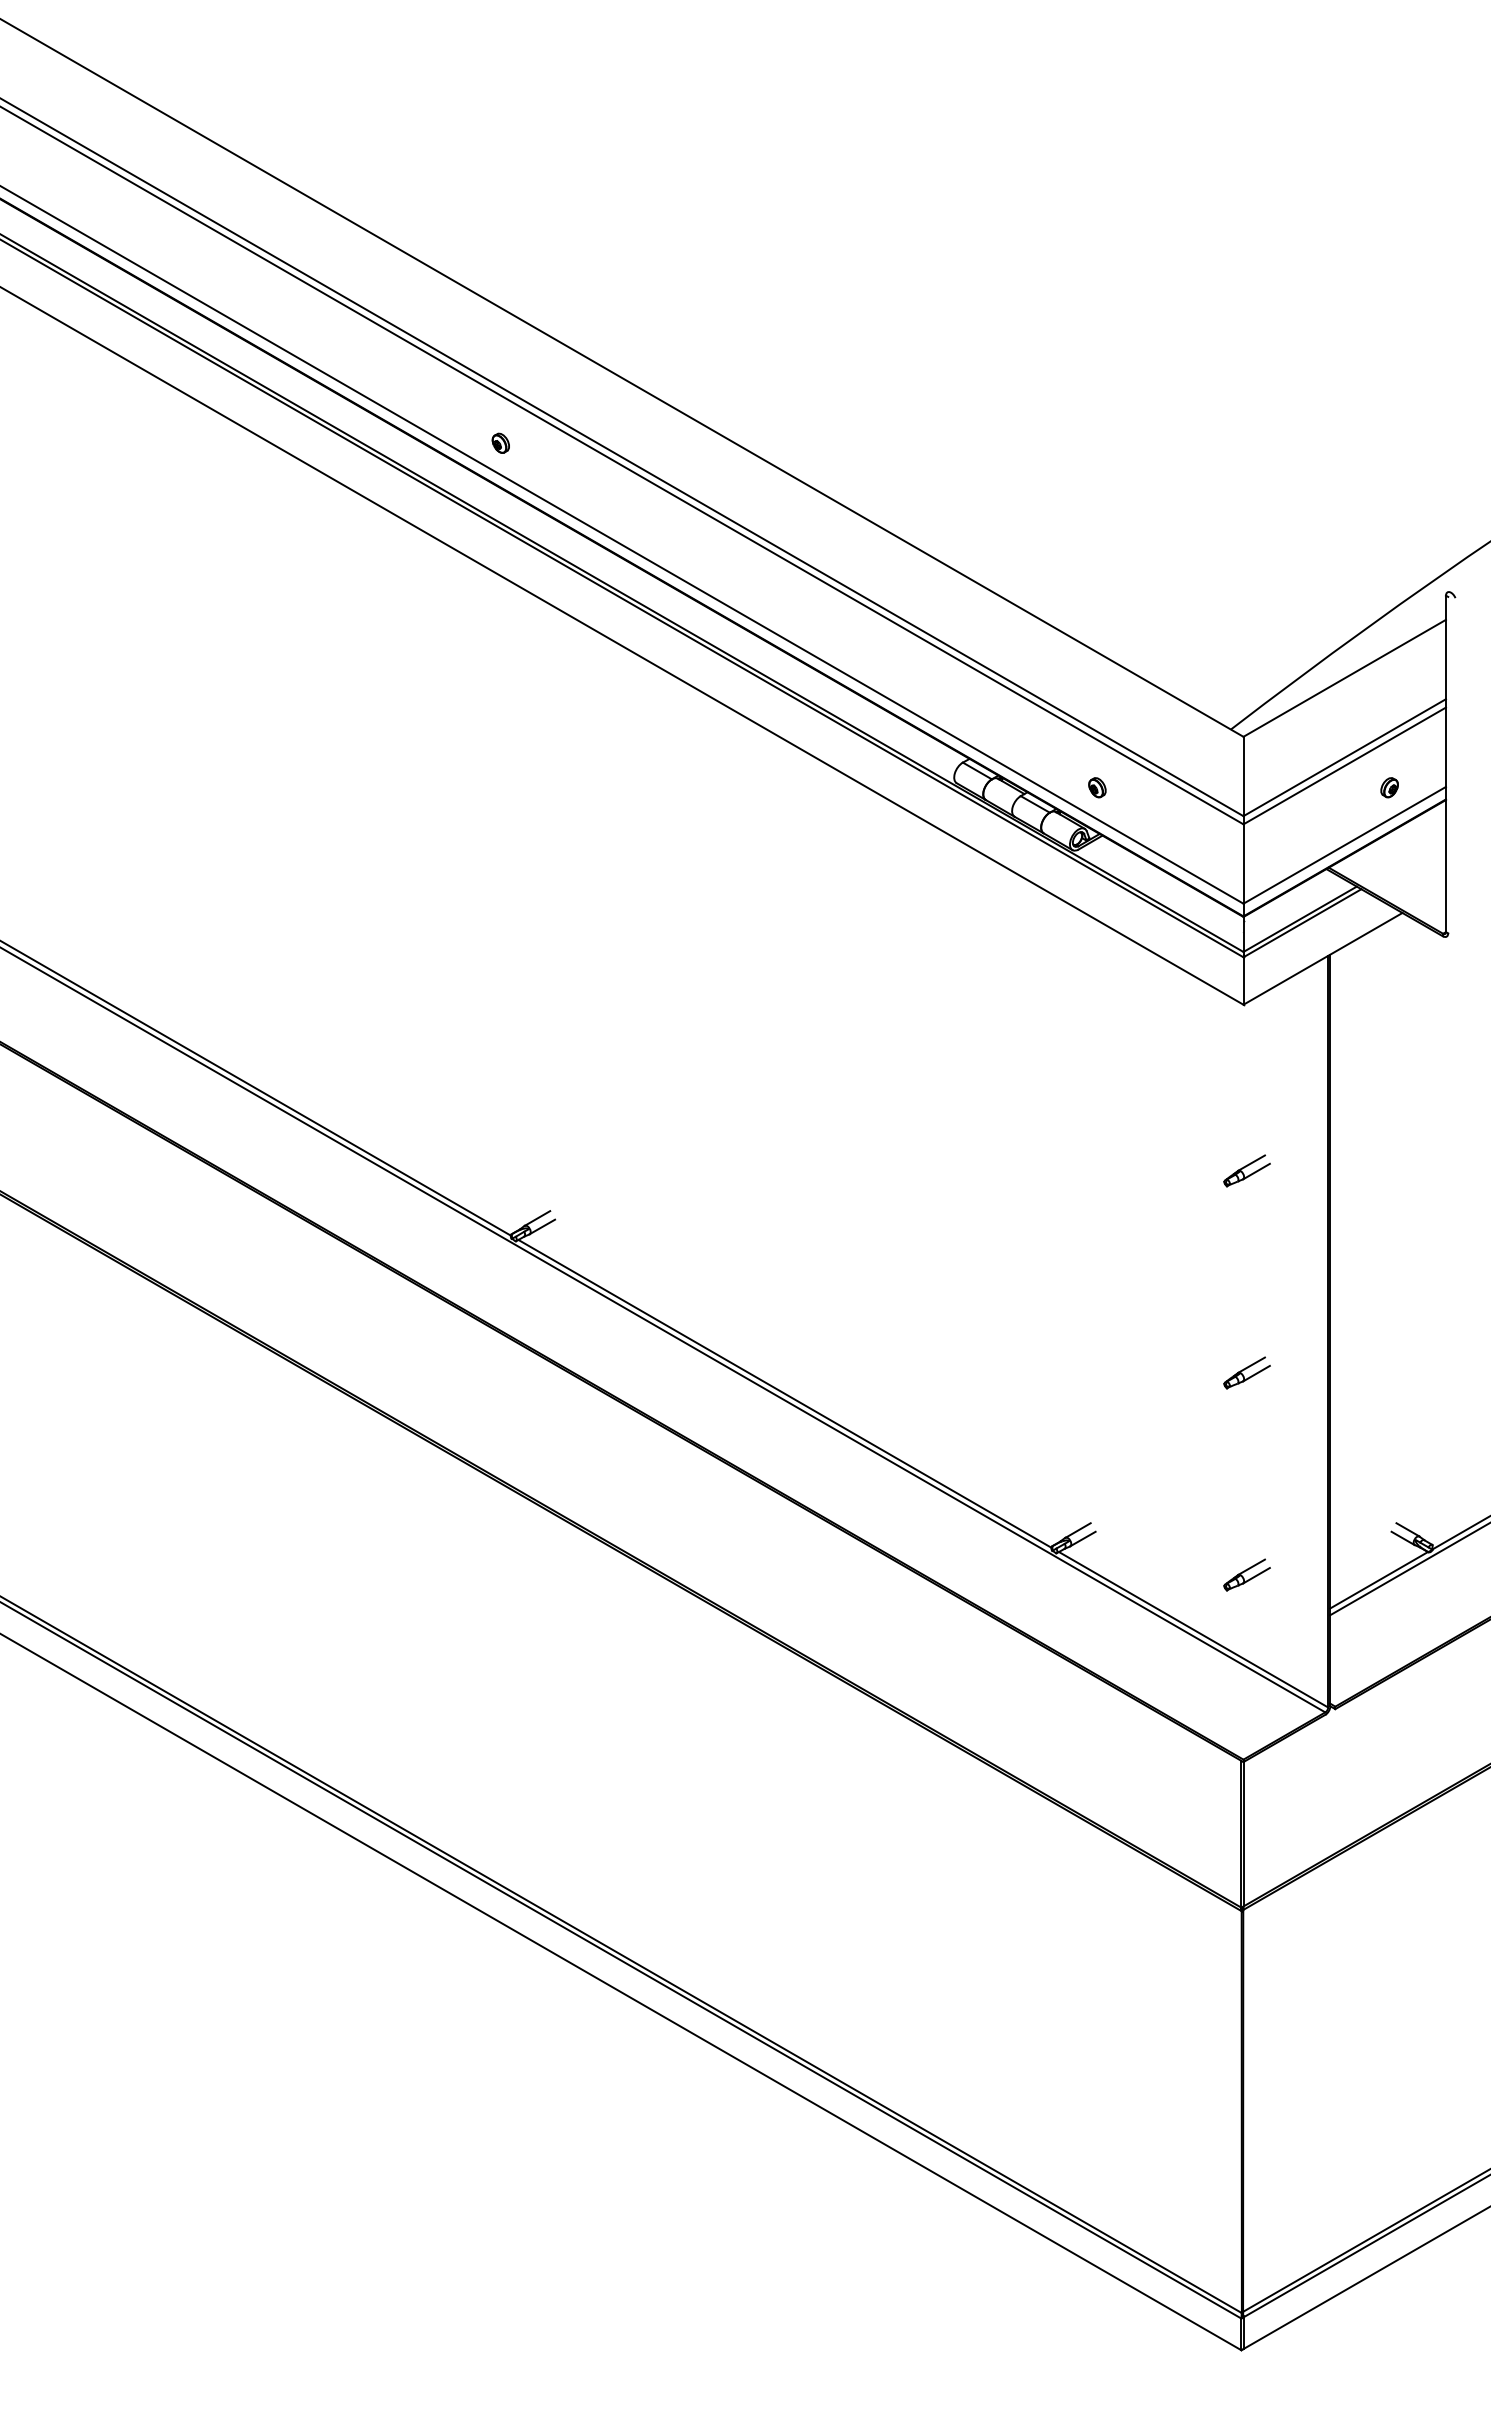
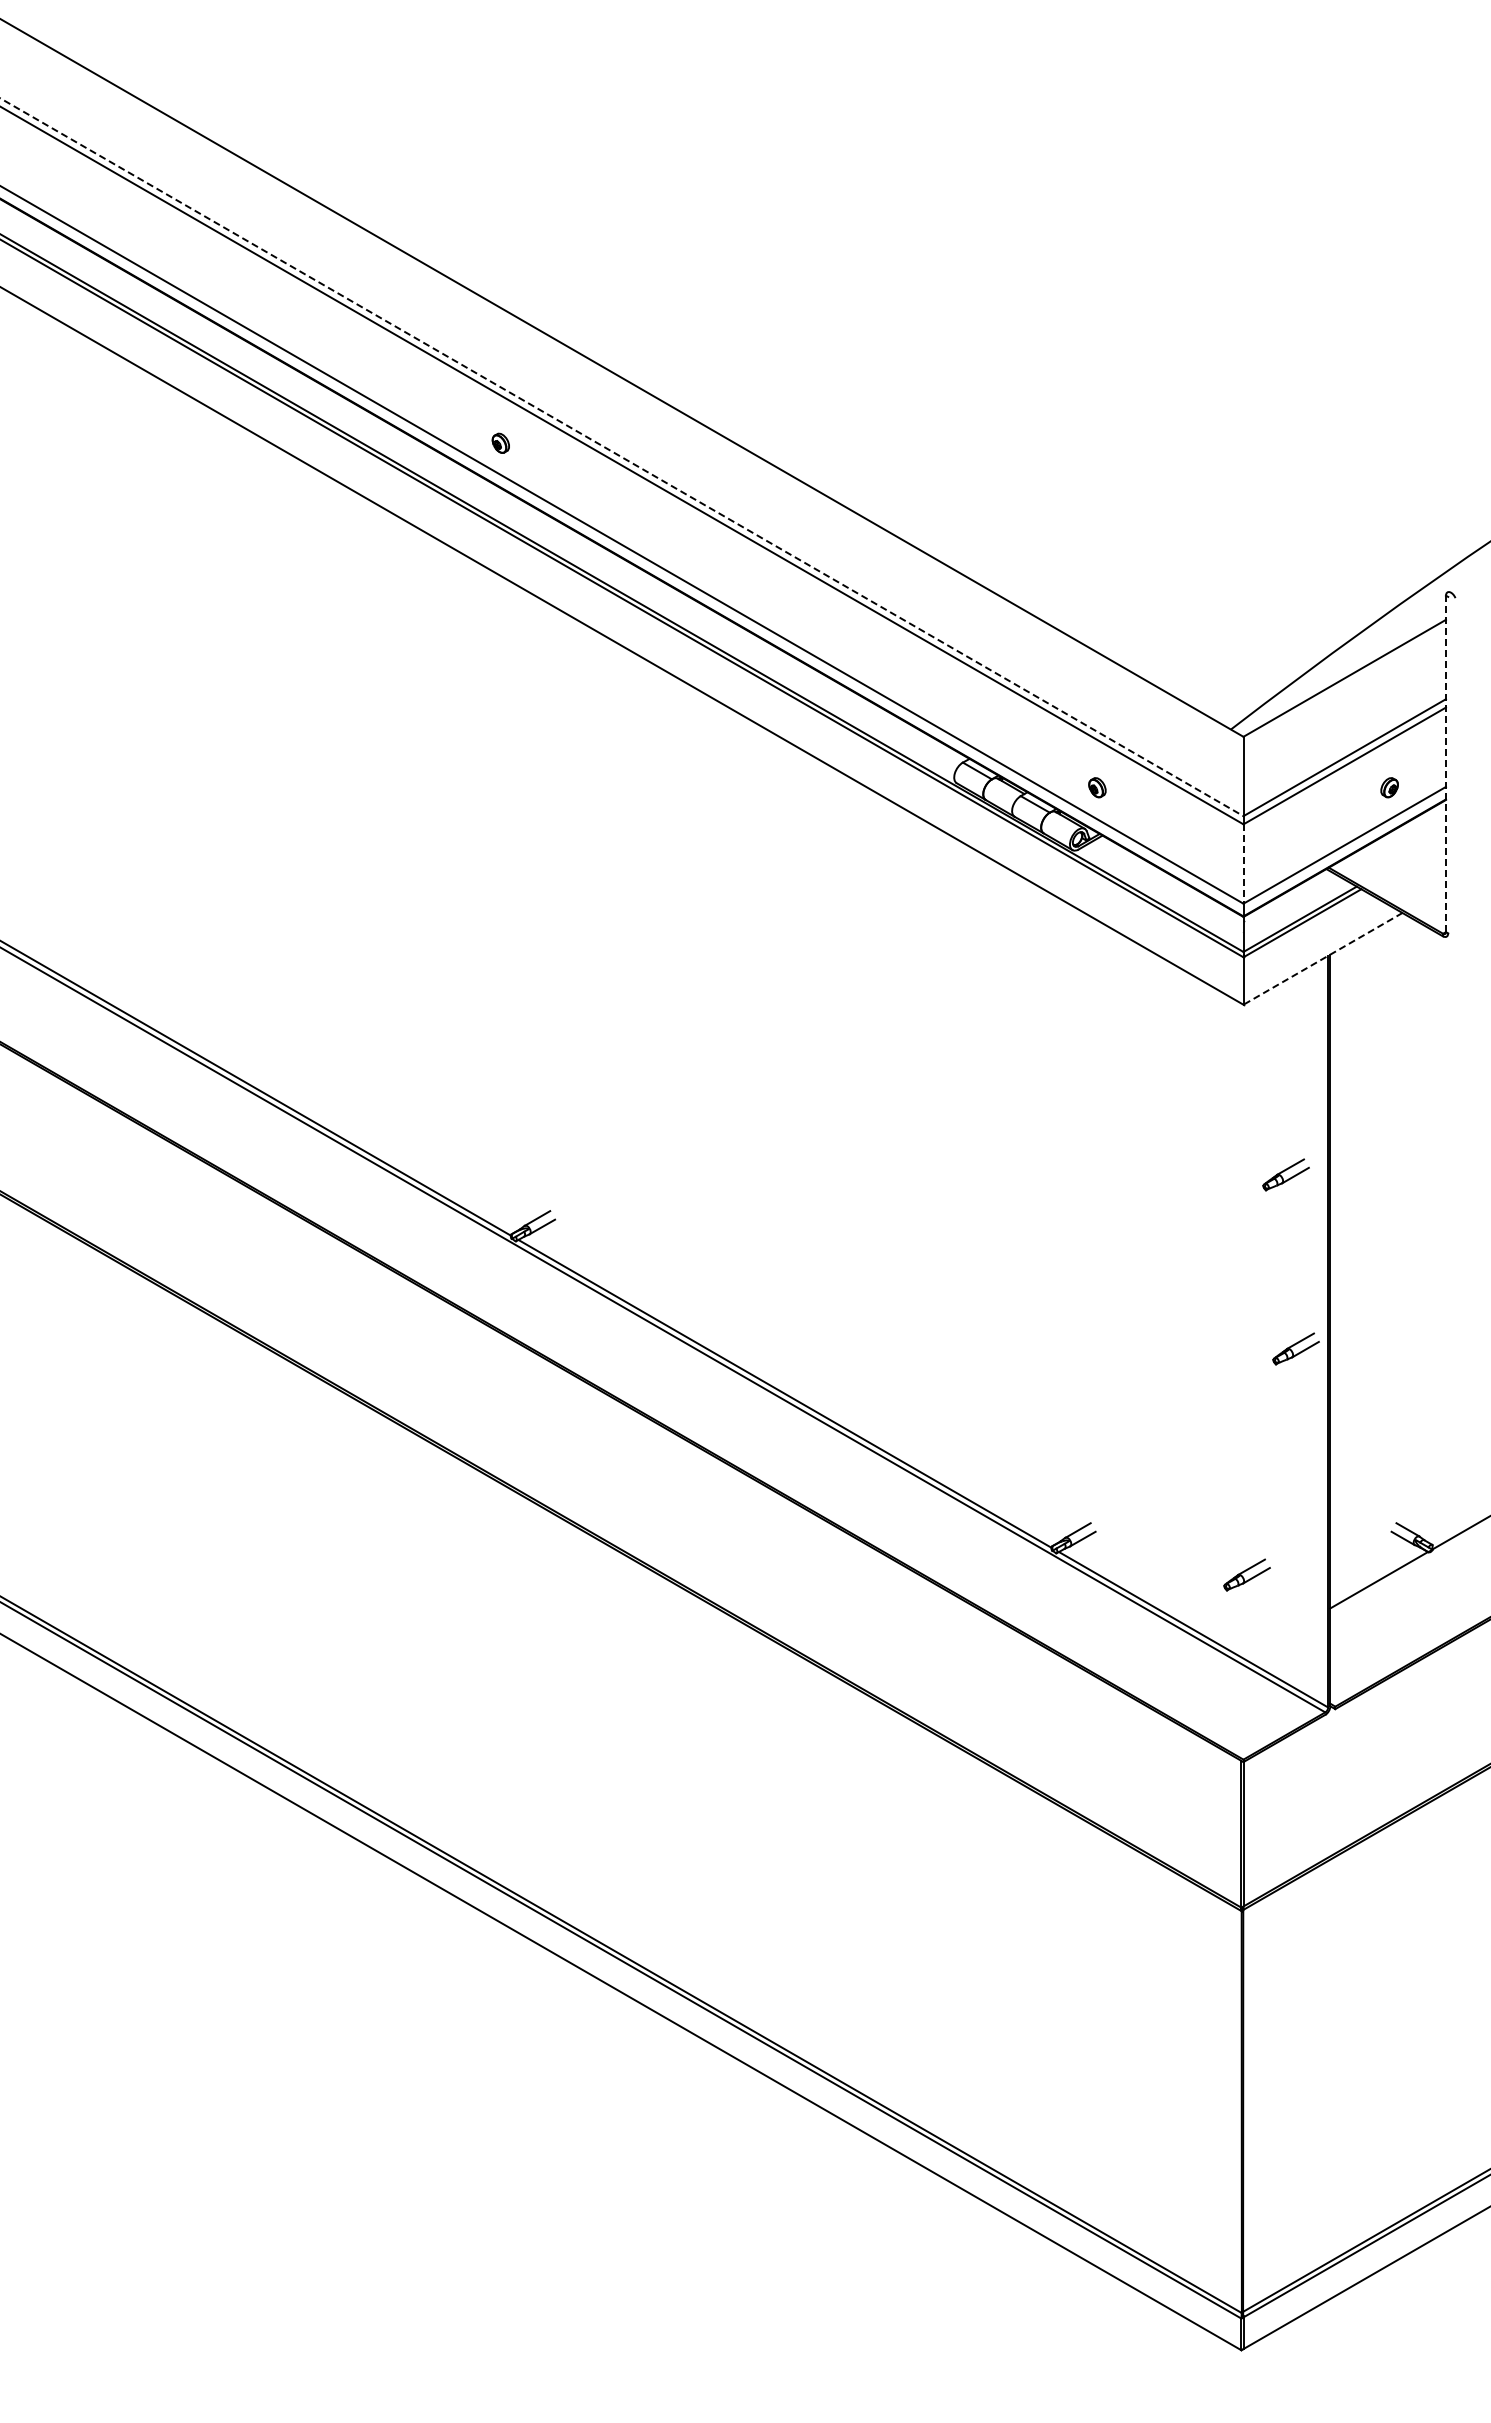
line: solid -> dashed (621, 457)
line: solid -> dashed (1445, 763)
line: solid -> dashed (1243, 864)
line: solid -> dashed (1323, 958)
part position: (1246, 1170) -> (1285, 1174) (1285, 1174)
part position: (1246, 1372) -> (1295, 1348) (1295, 1348)
line: present -> none (1408, 1569)
